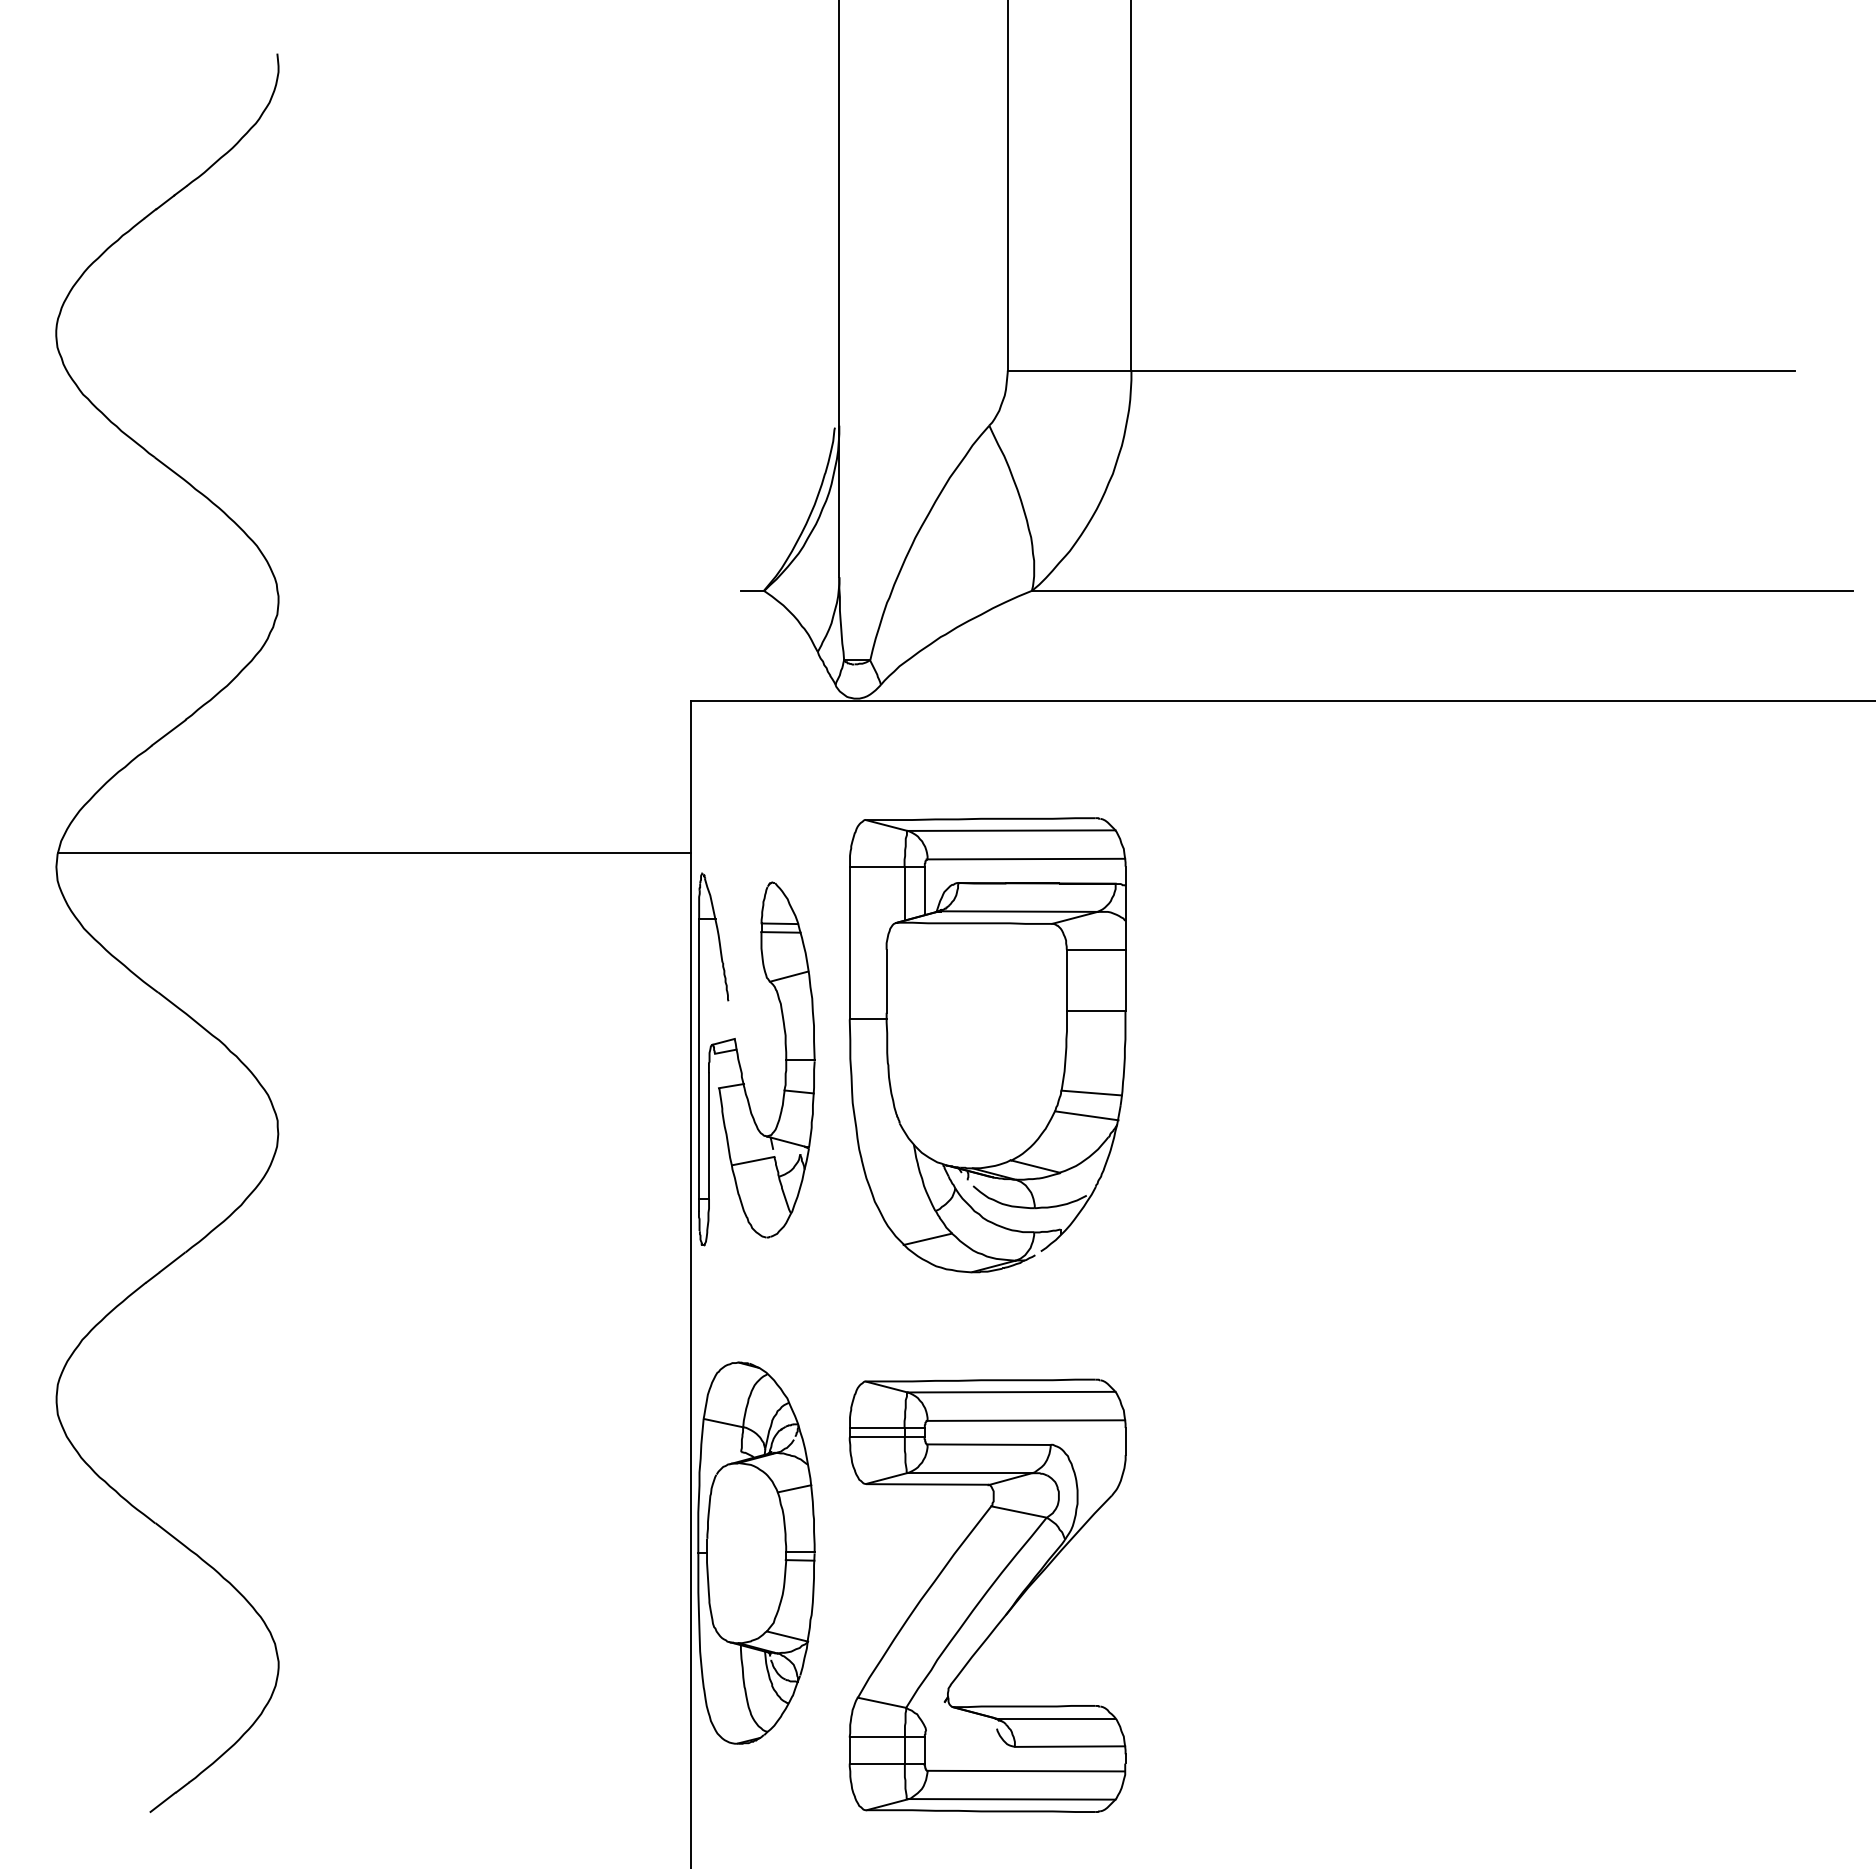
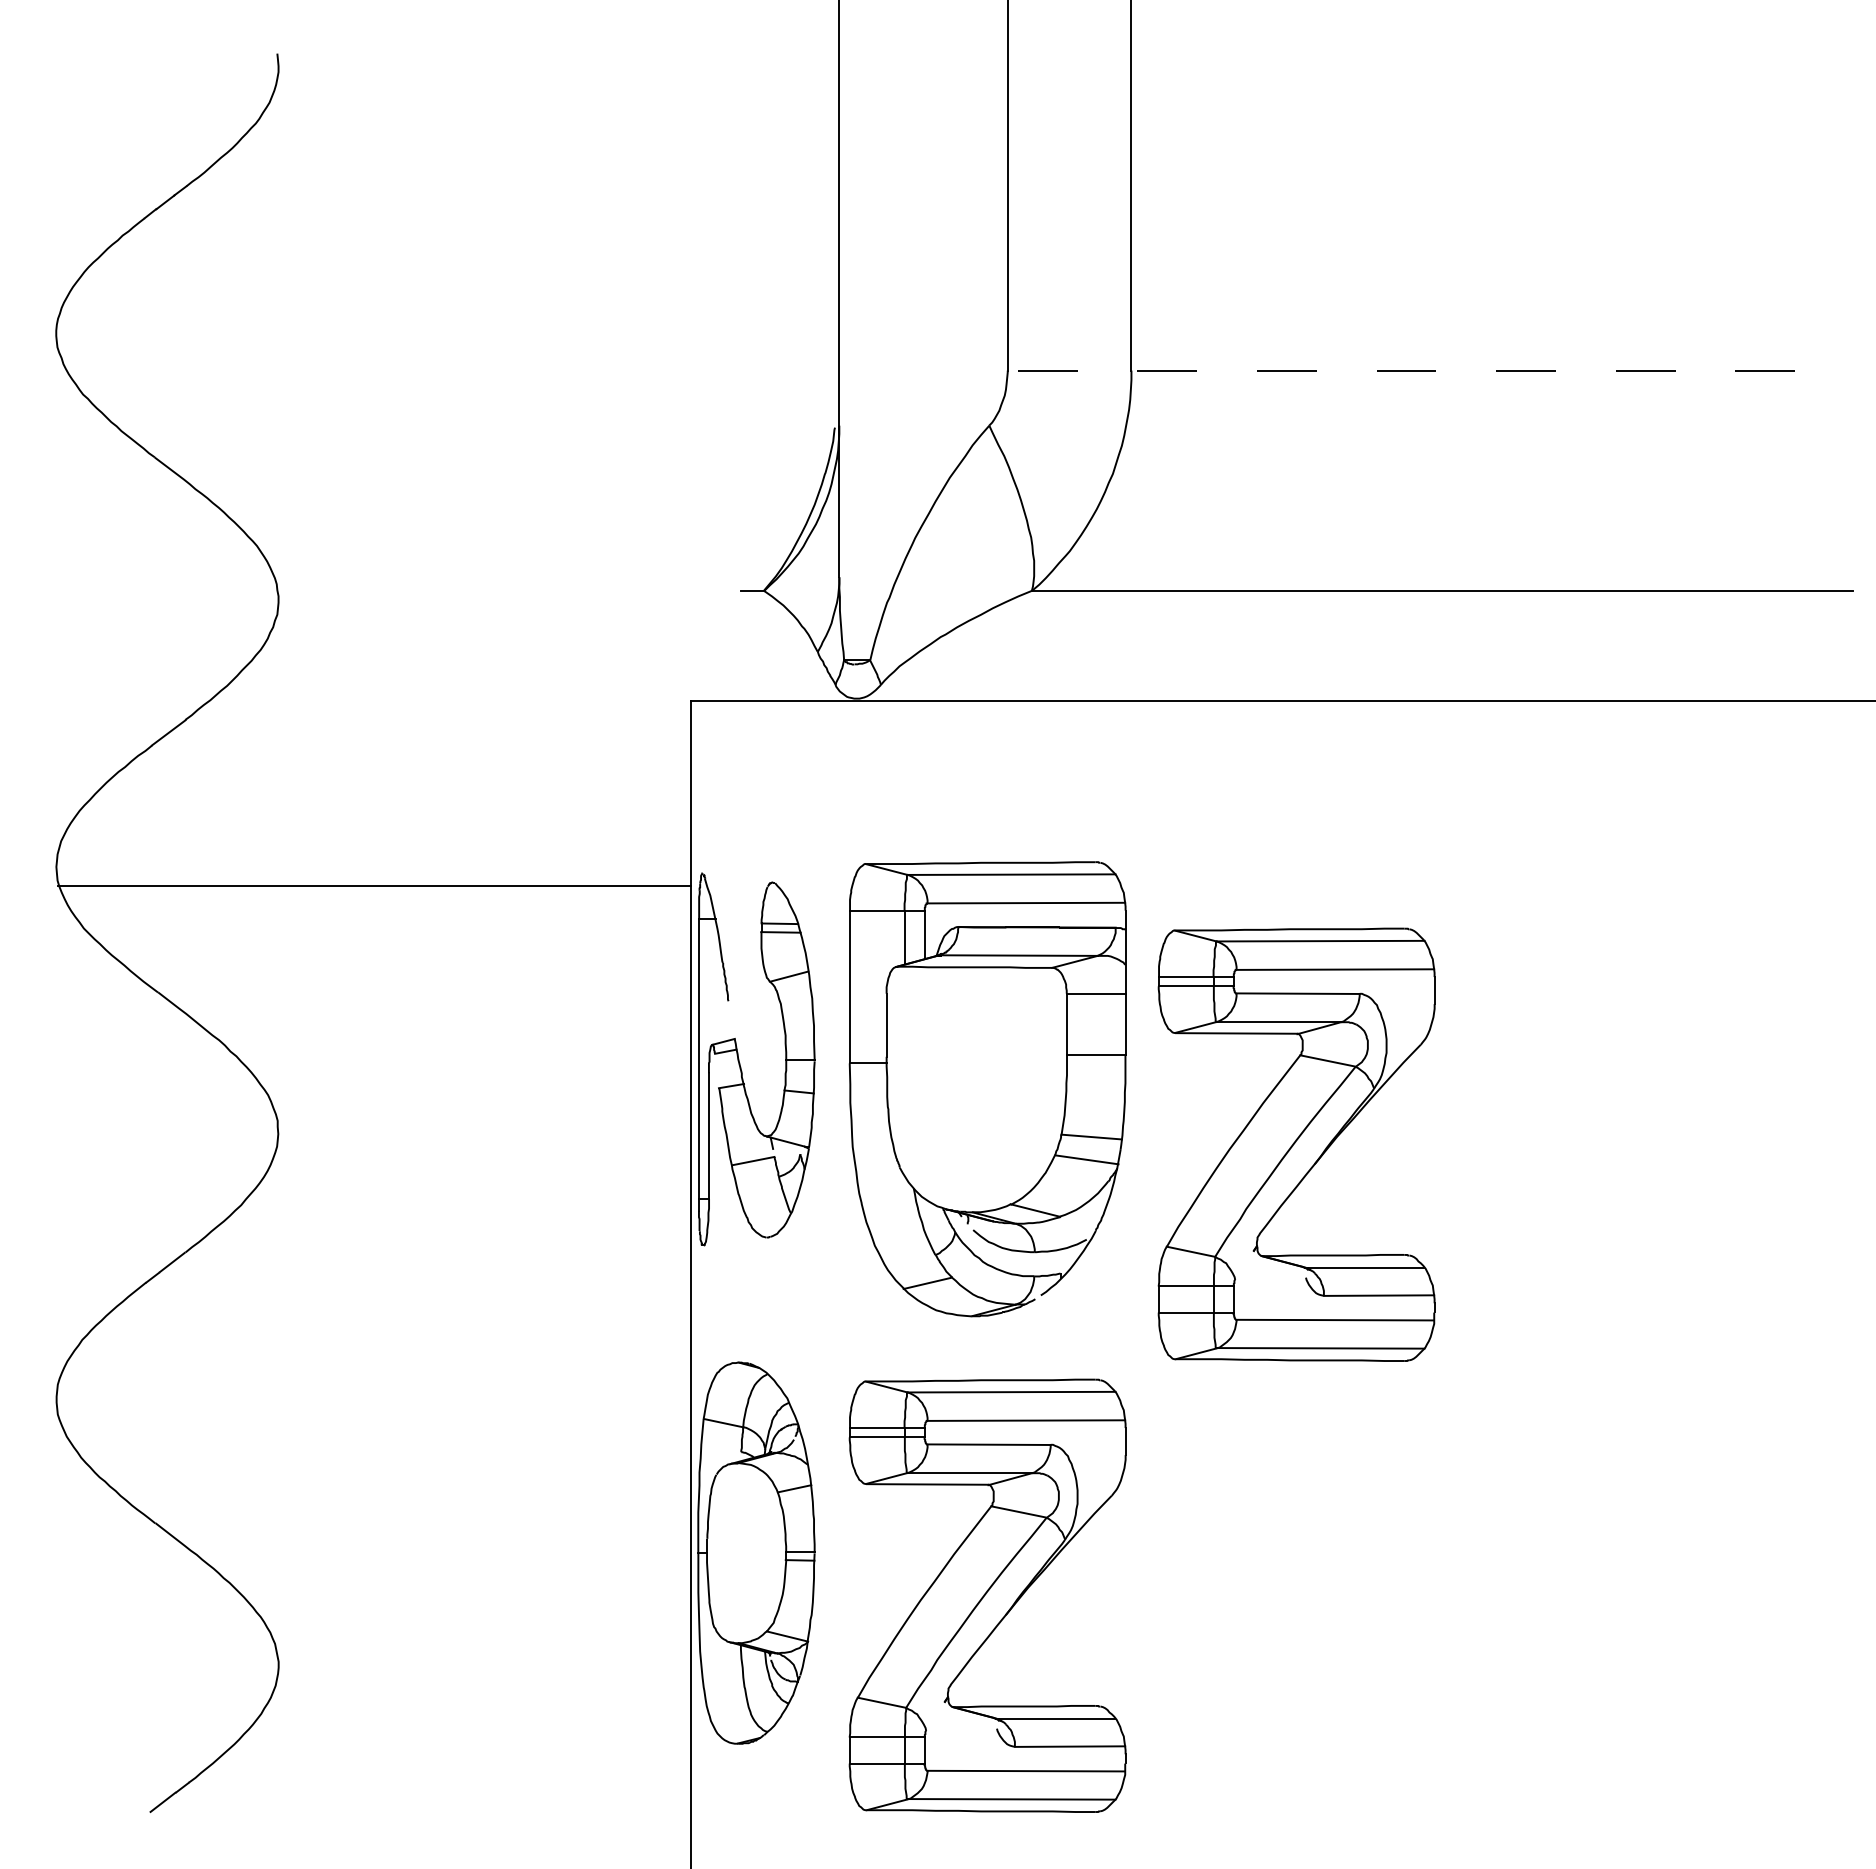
line: solid -> dashed (1401, 370)
line position: (374, 852) -> (374, 885) (374, 885)
part position: (987, 1045) -> (987, 1089) (987, 1089)
part: none -> present (1296, 1144)
